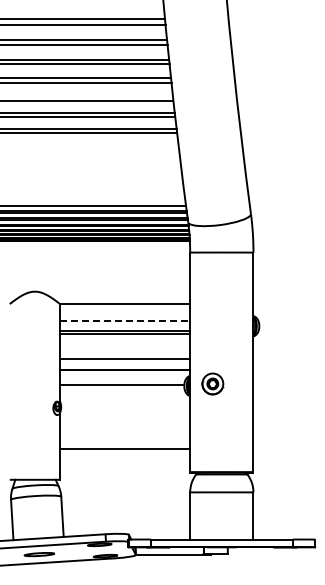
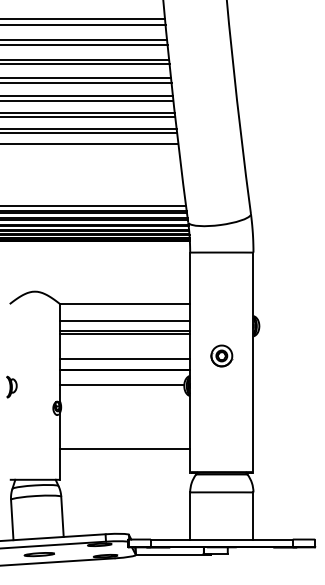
line: none -> present (87, 96)
line: none -> present (90, 143)
line: dashed -> solid (125, 321)
part position: (212, 383) -> (221, 355) (221, 355)
part: none -> present (11, 386)
